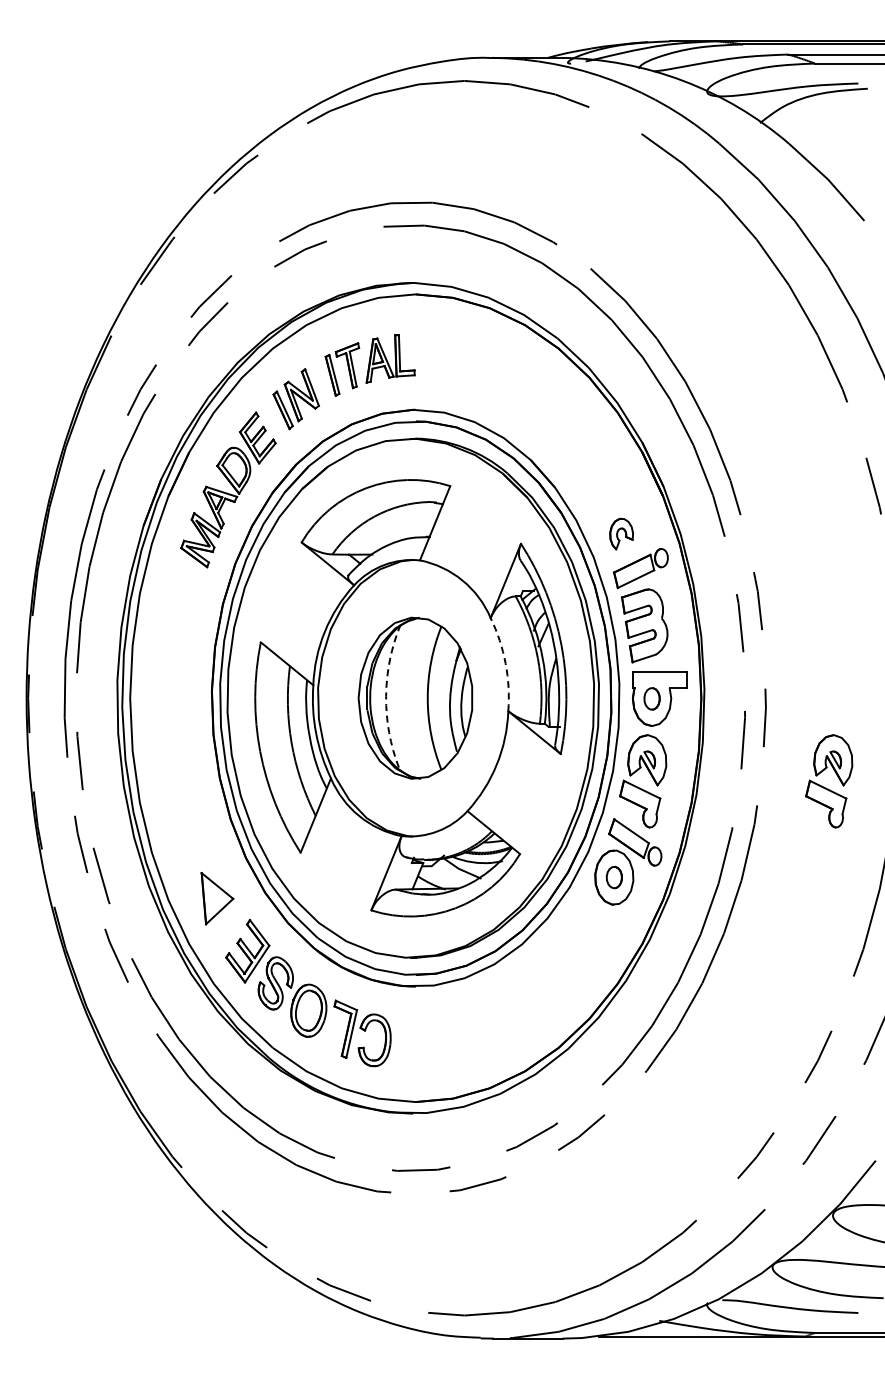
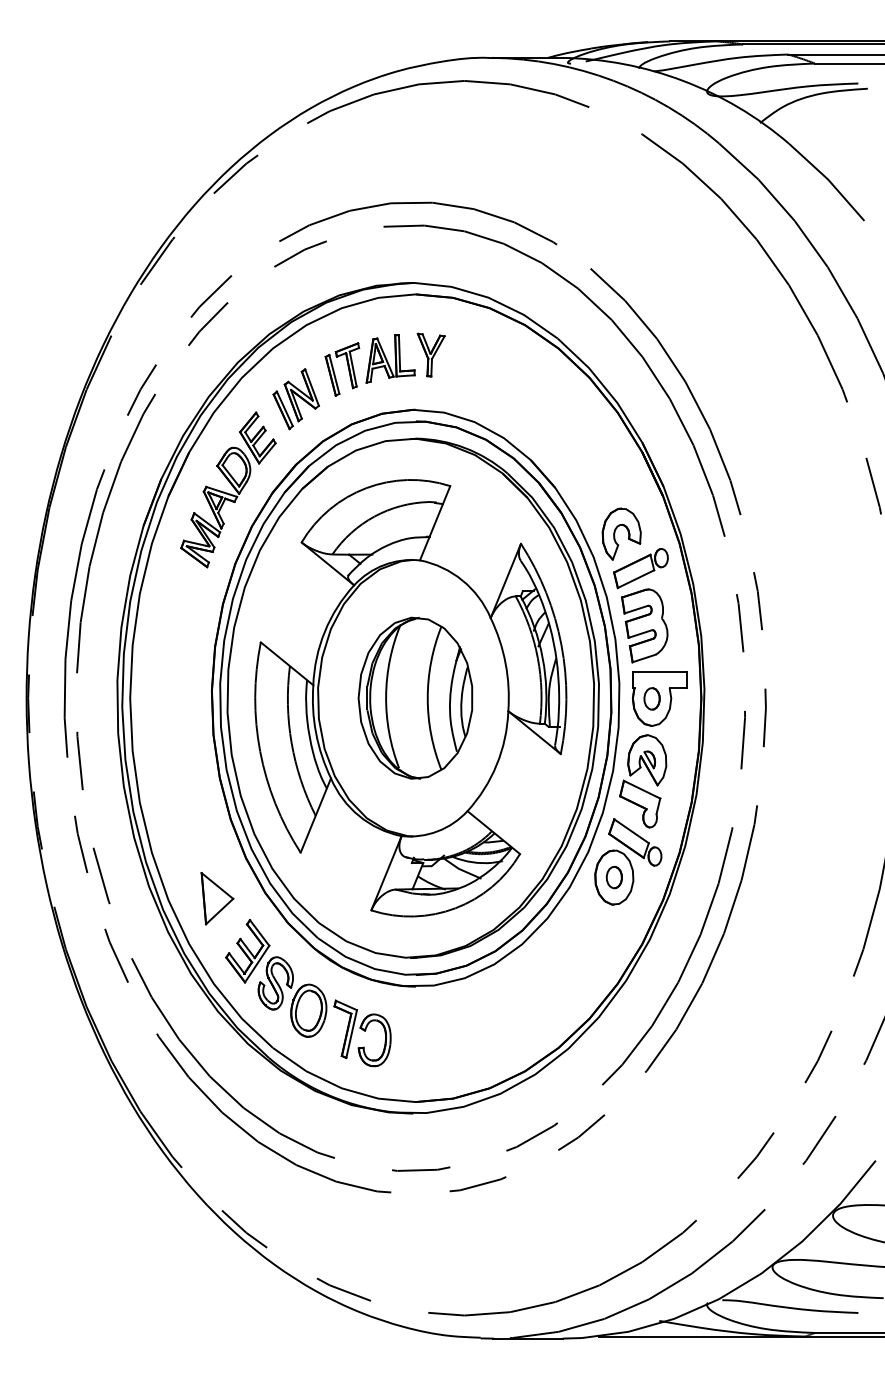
part: none -> present (430, 354)
part size: 25x34 px -> 41x54 px (621, 533)
arc: dashed -> solid (505, 663)
arc: dashed -> solid (386, 696)
part: present -> none (826, 787)
